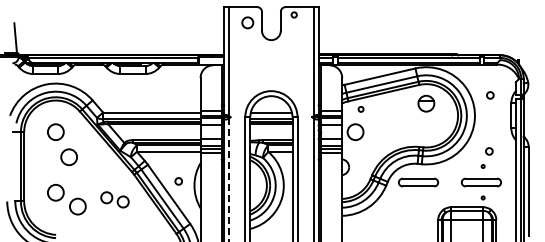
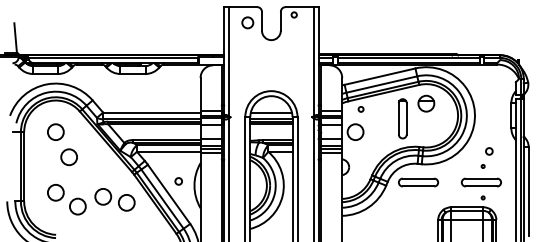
circle: present -> none (490, 95)
part: none -> present (402, 118)
line: dashed -> solid (229, 180)
part size: 30x18 px -> 42x24 px (114, 199)
